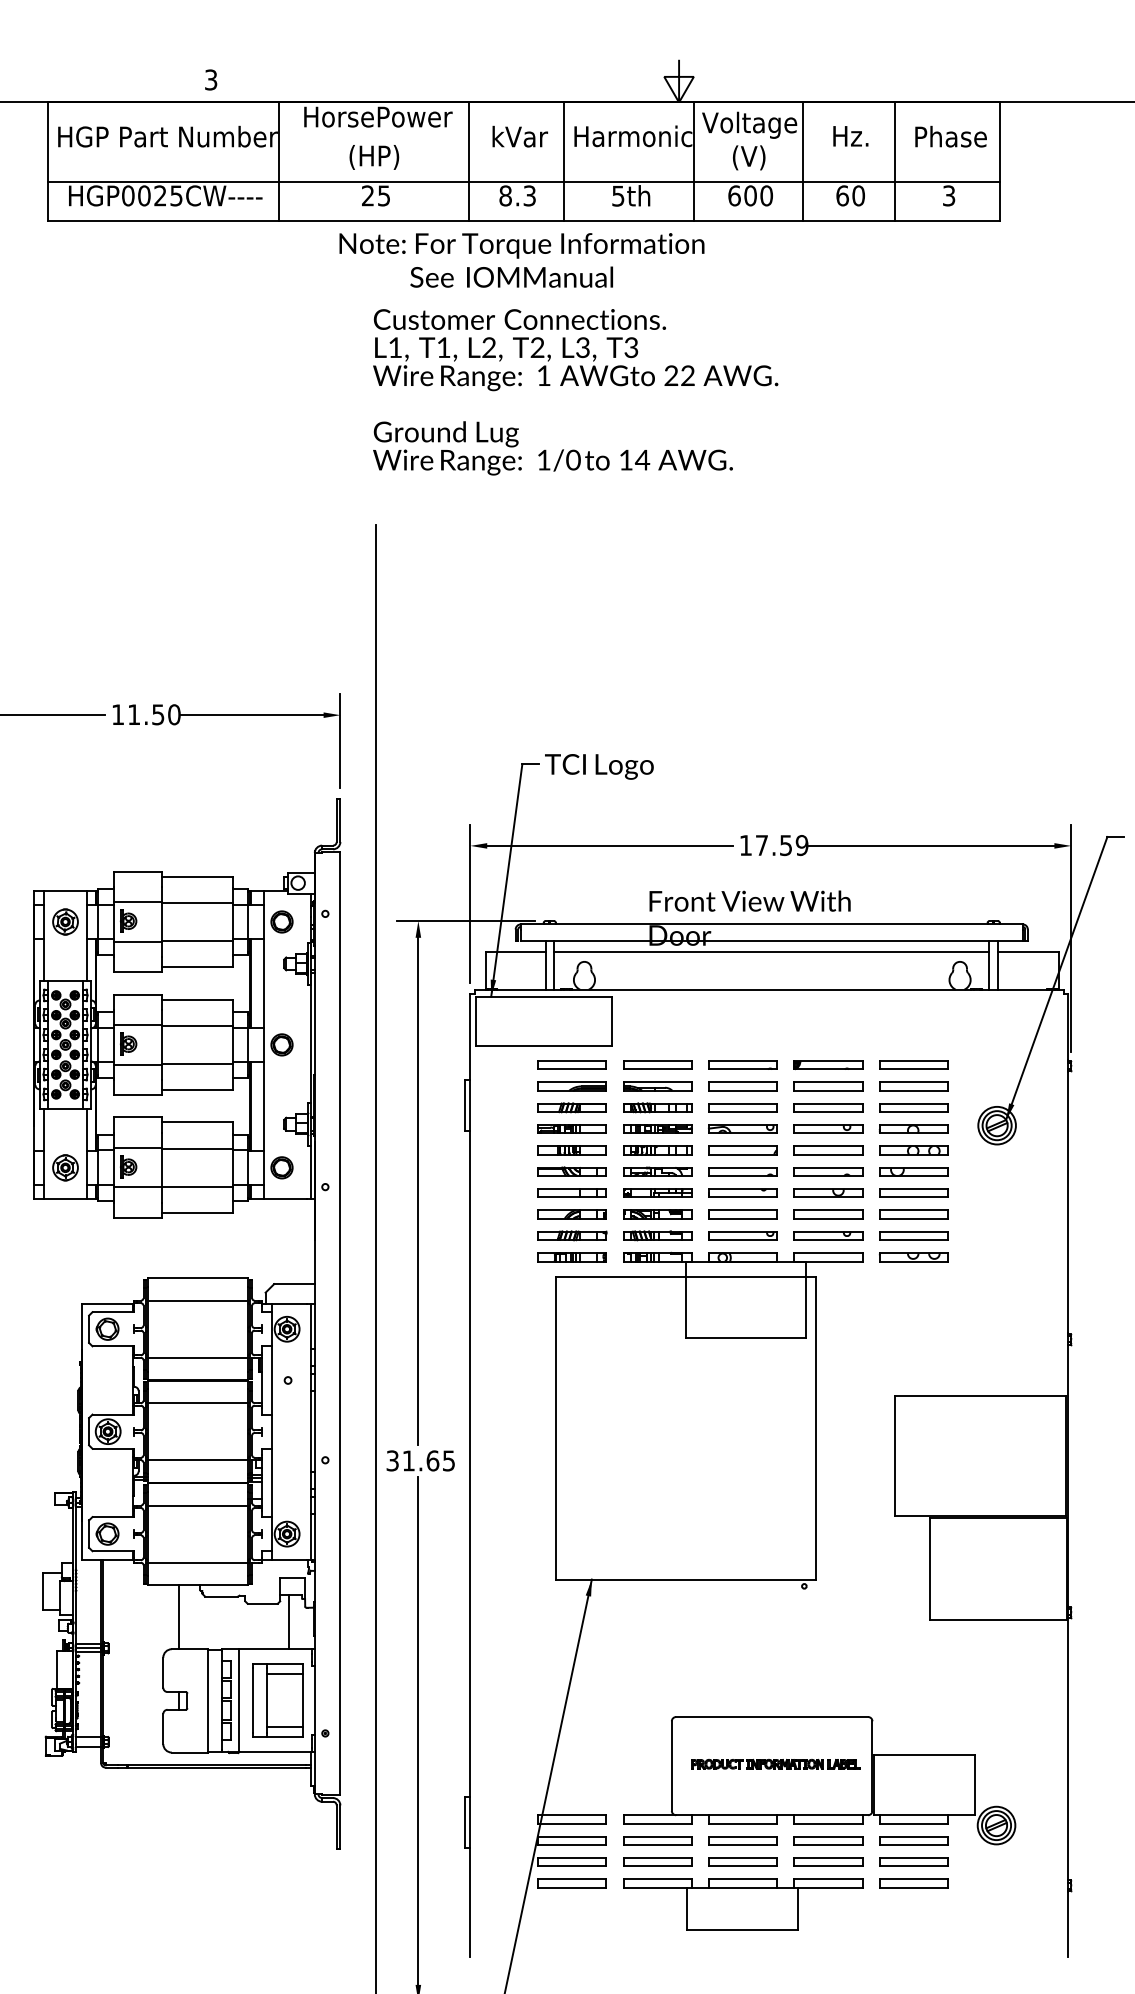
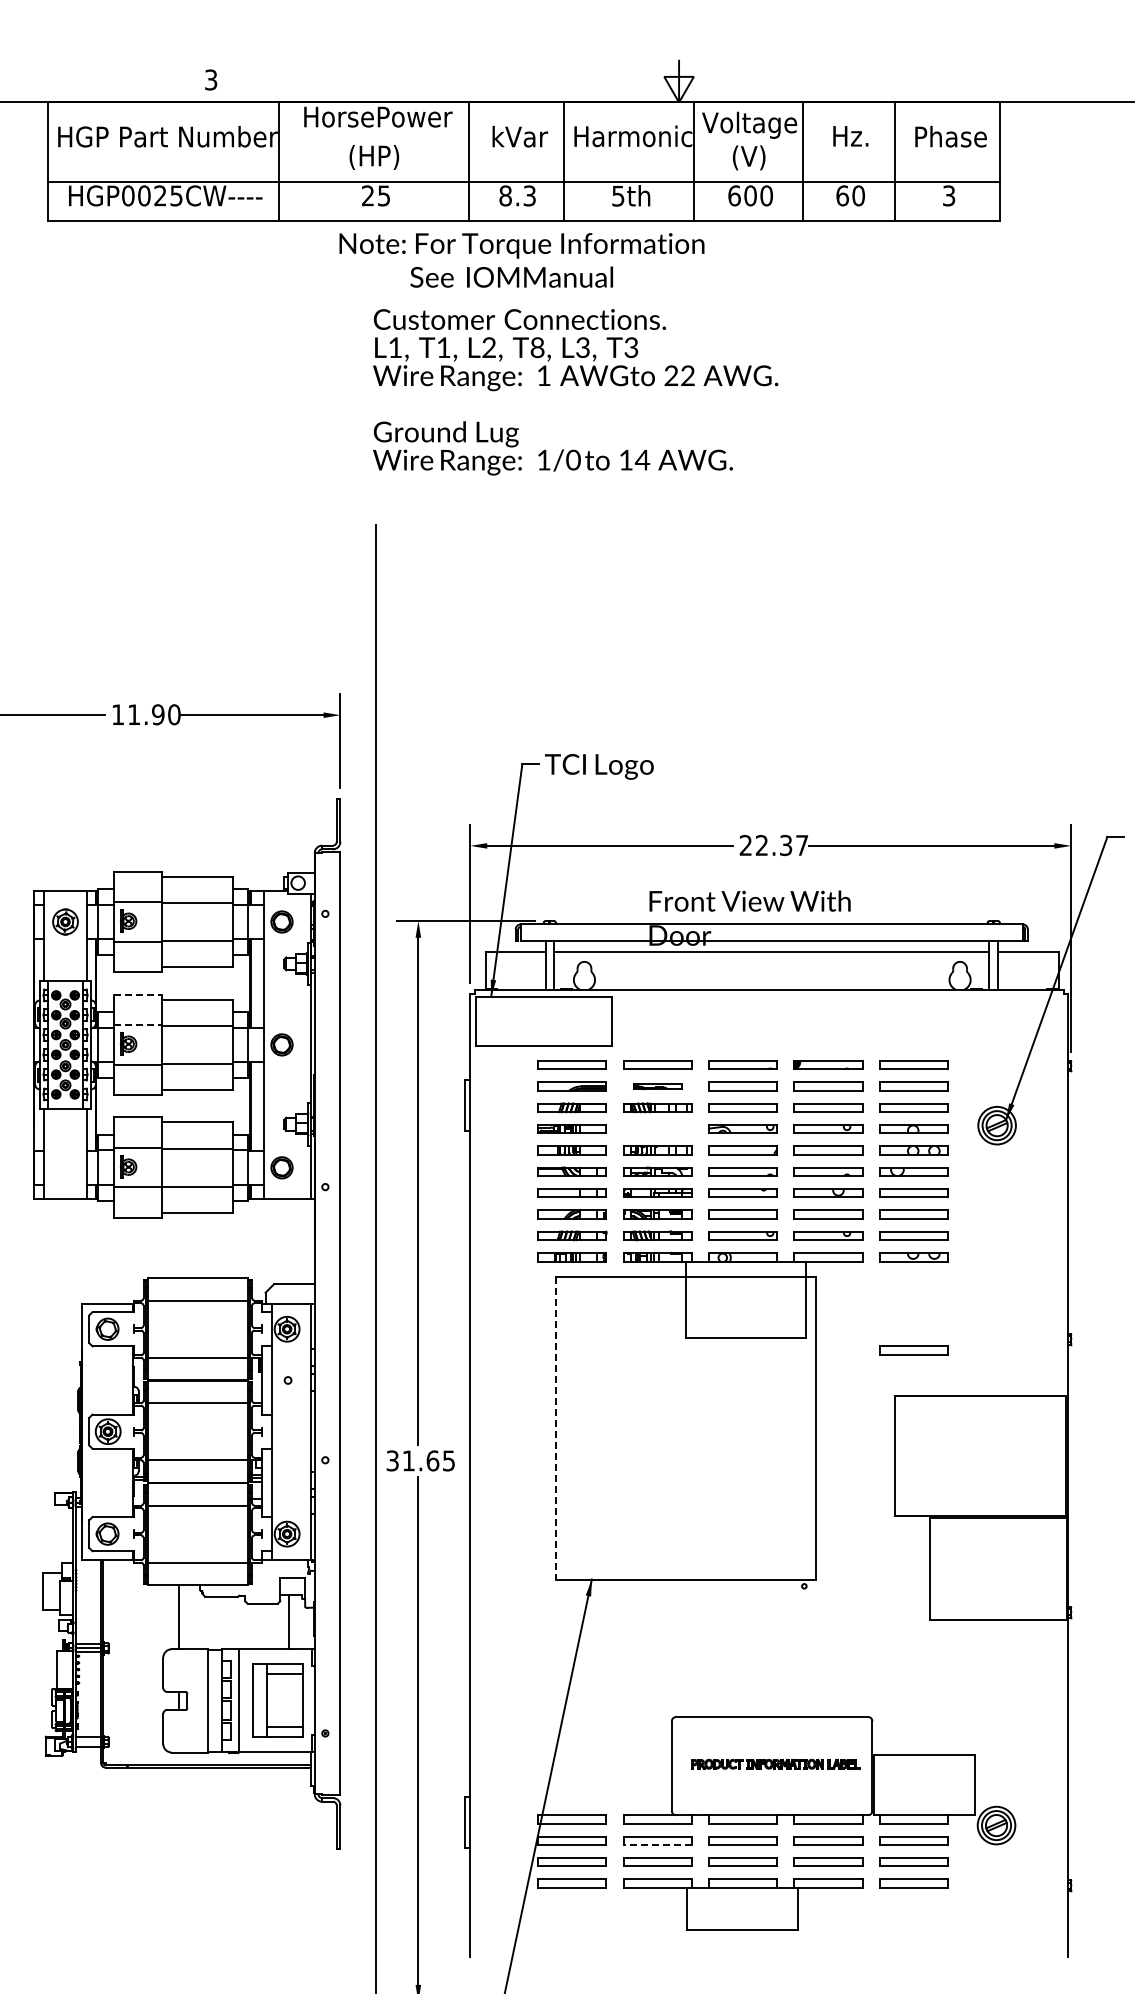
text: T2, -> T8, (537, 348)
text: 11.50 -> 11.90 (158, 714)
text: 17.59 -> 22.37 (773, 845)
line: solid -> dashed (137, 994)
line: solid -> dashed (137, 1024)
part size: 70x11 px -> 50x8 px (657, 1086)
part: present -> none (657, 1128)
part: present -> none (65, 1167)
part: none -> present (913, 1350)
line: solid -> dashed (555, 1428)
line: solid -> dashed (657, 1845)
